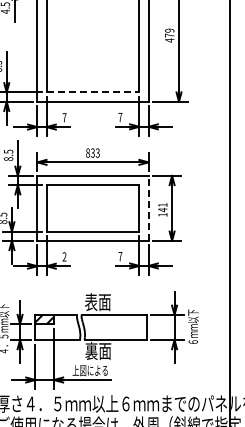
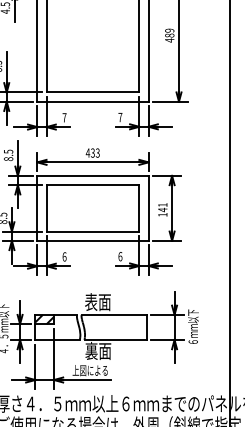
text: 479 -> 489 (169, 35)
line: dashed -> solid (93, 92)
text: 833 -> 433 (87, 152)
line: dashed -> solid (148, 207)
text: 2 -> 6 (64, 256)
text: 7 -> 6 (120, 256)
